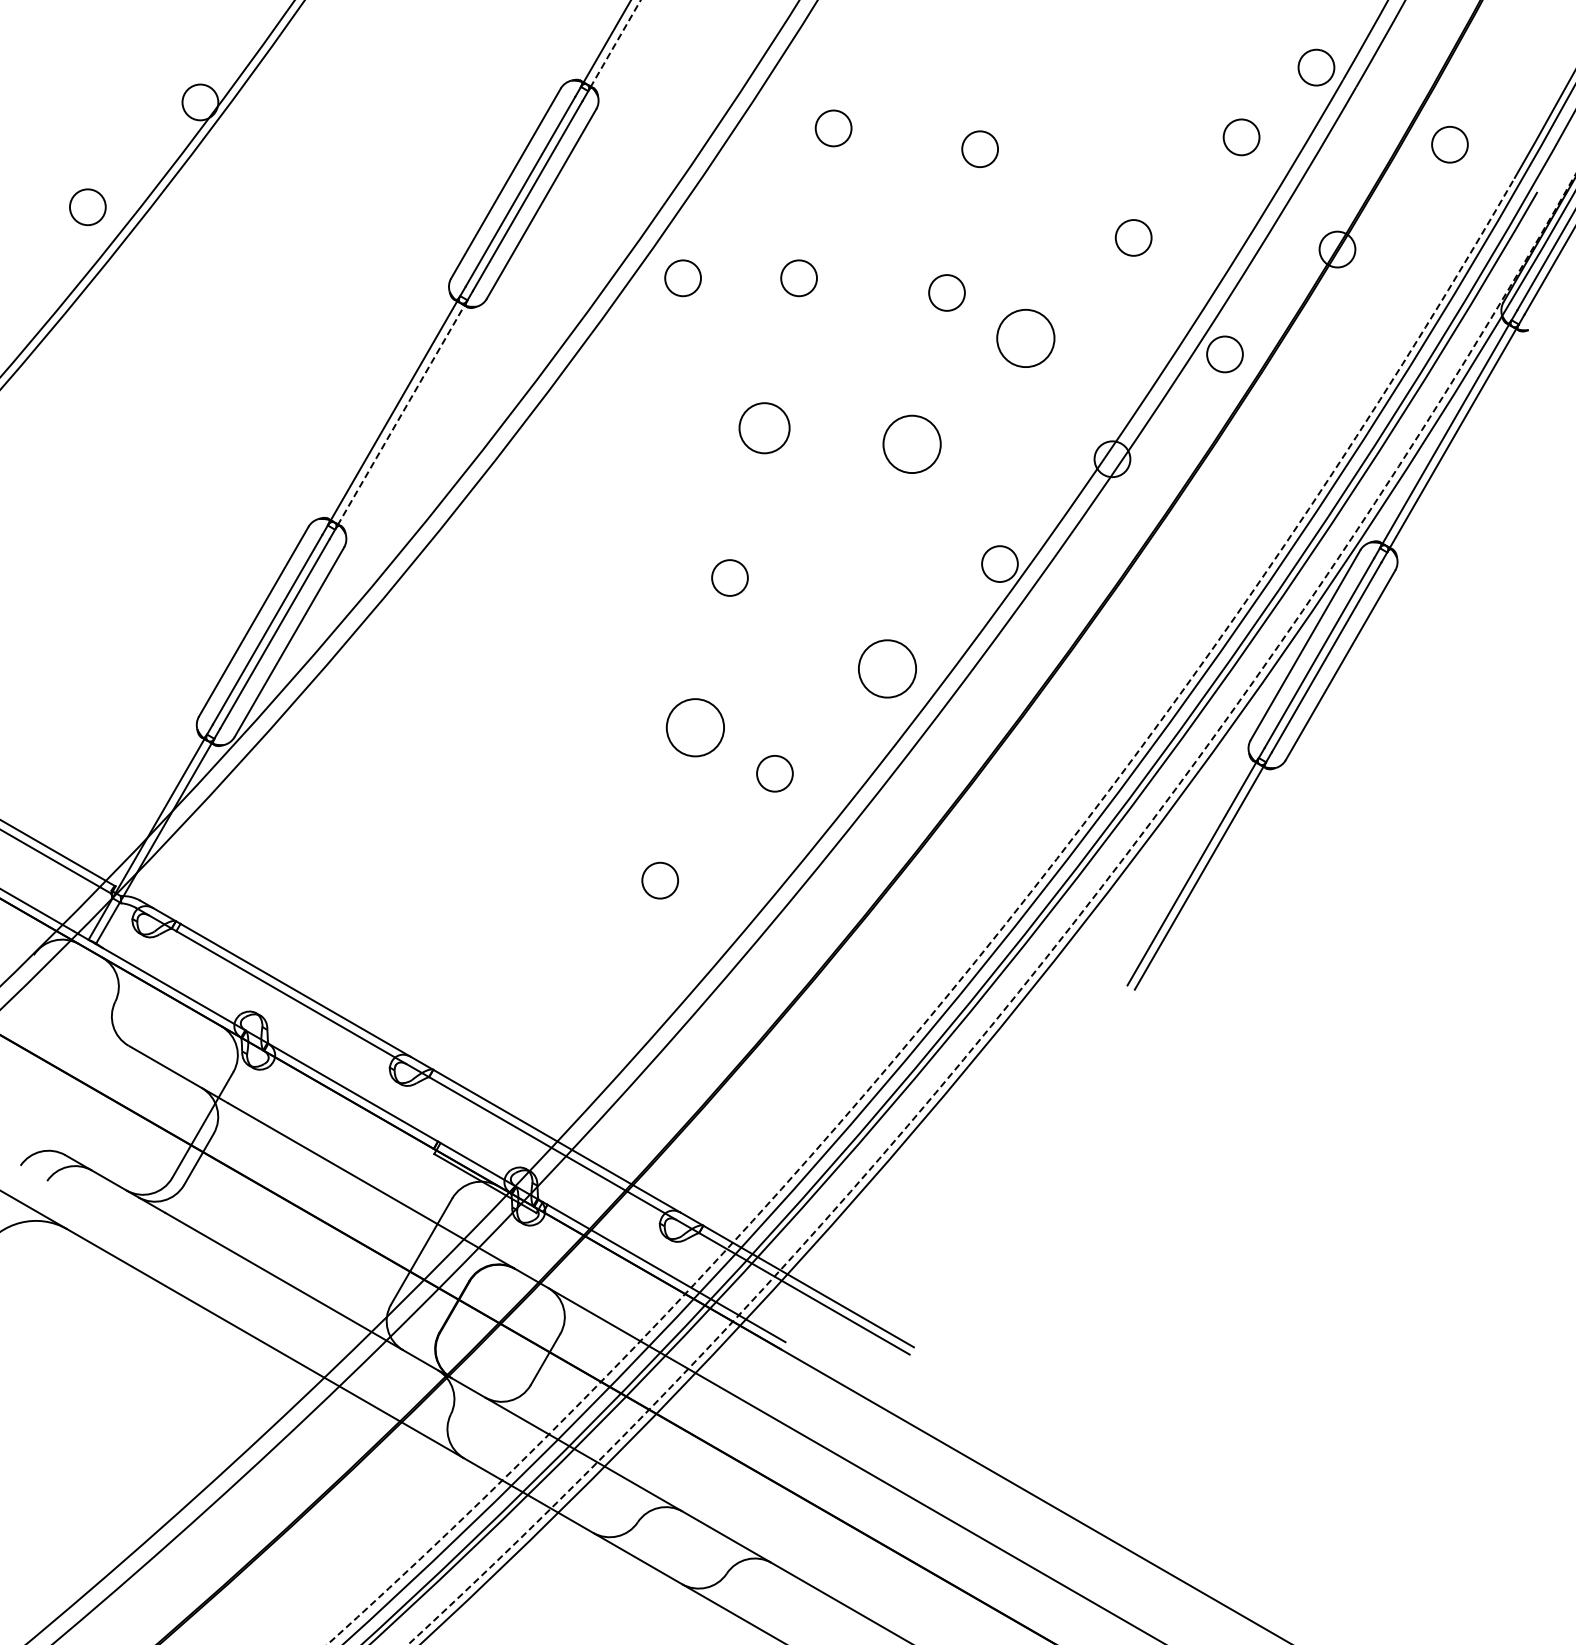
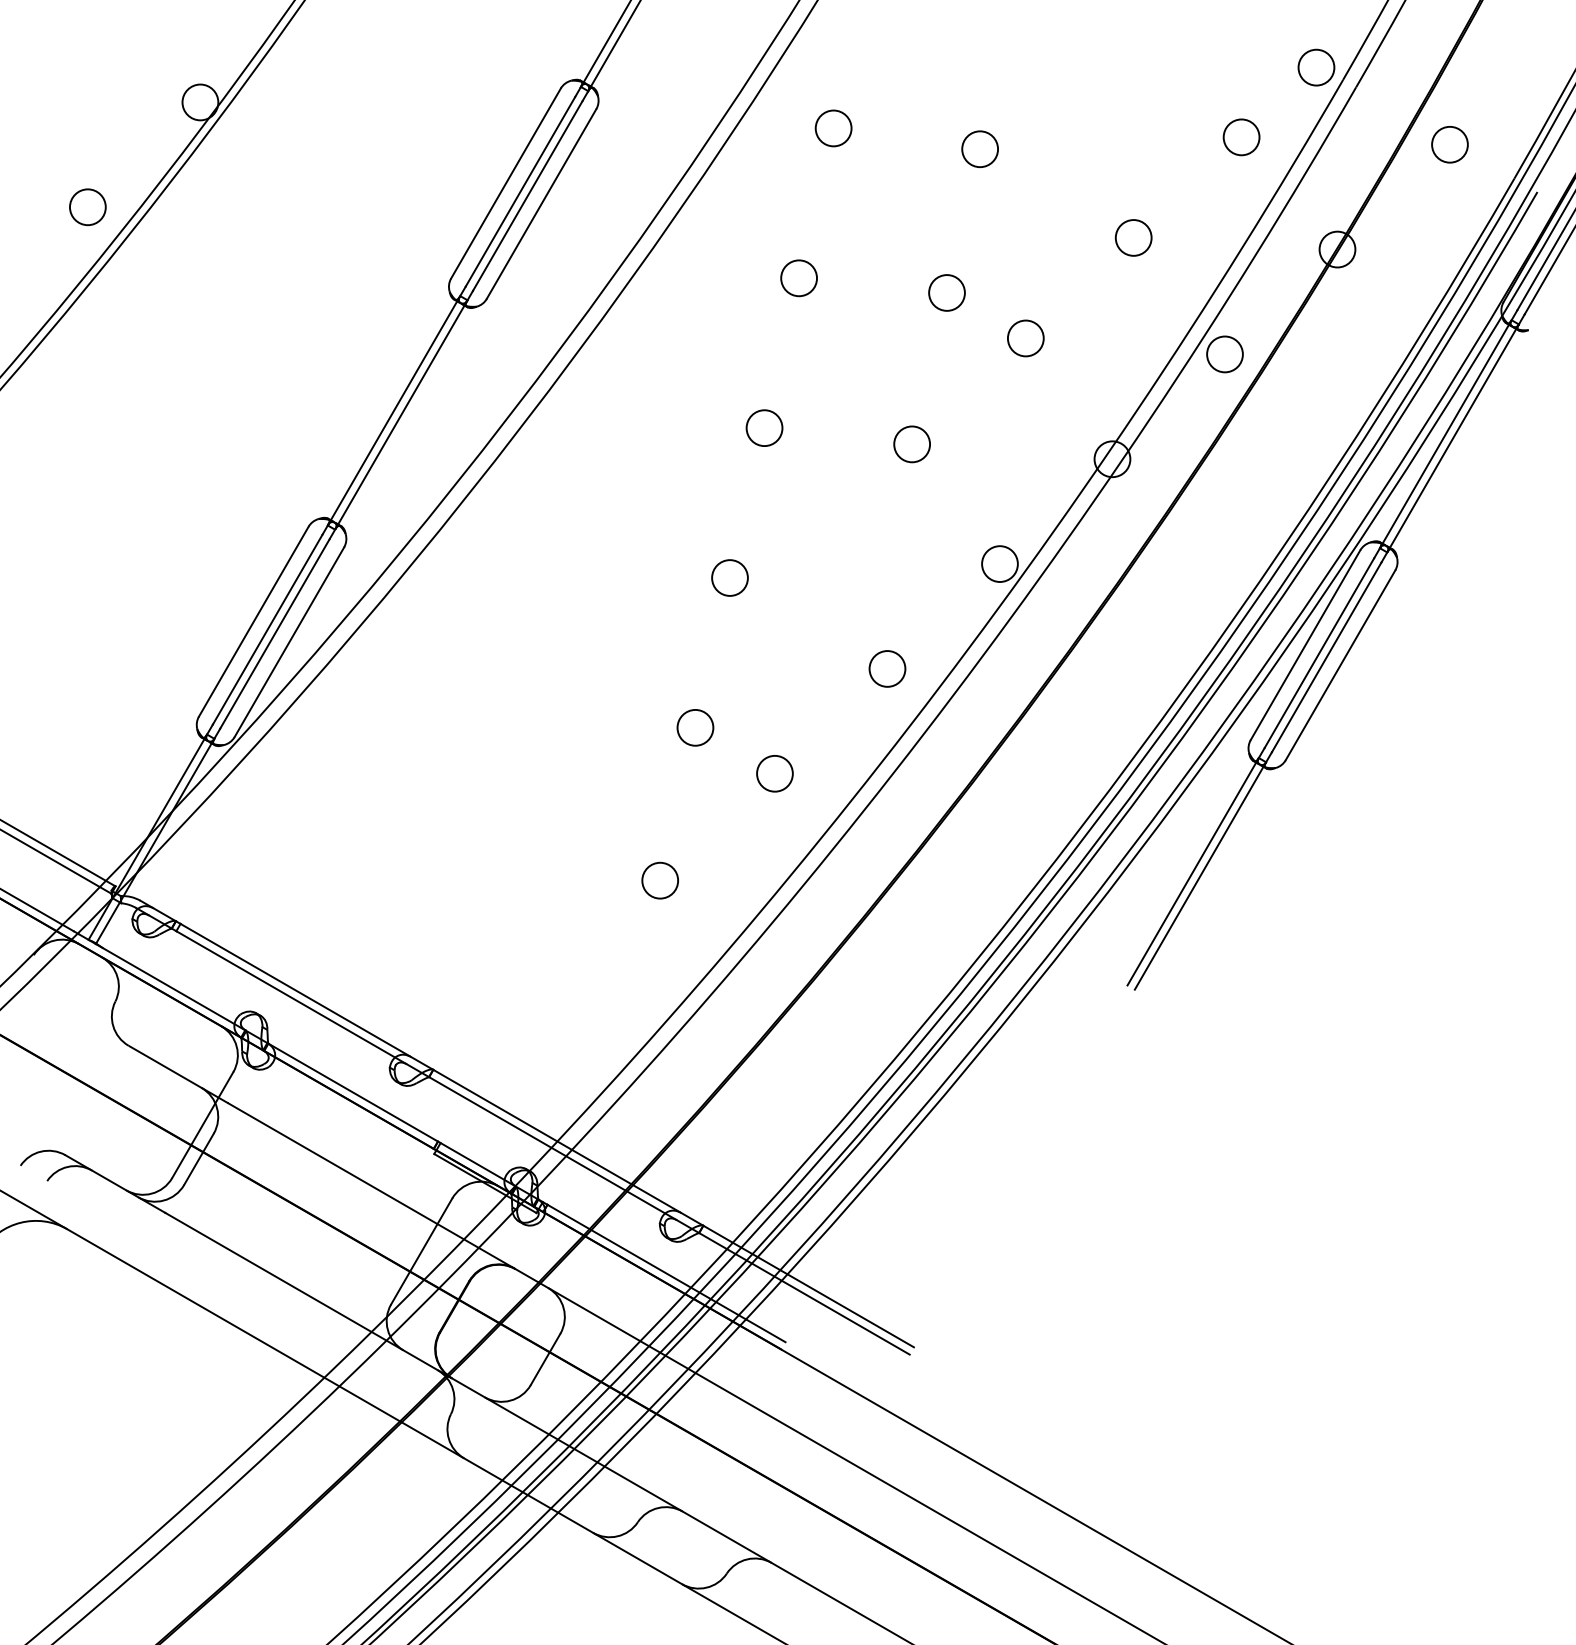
line: dashed -> solid (614, 45)
circle: present -> none (682, 278)
circle diameter: 57 px -> 36 px (1025, 338)
line: dashed -> solid (401, 415)
circle size: 53x53 px -> 39x38 px (764, 427)
circle diameter: 57 px -> 36 px (912, 444)
circle diameter: 57 px -> 36 px (887, 668)
circle size: 60x60 px -> 39x38 px (695, 727)
arc: dashed -> solid (1048, 954)
arc: dashed -> solid (977, 959)
